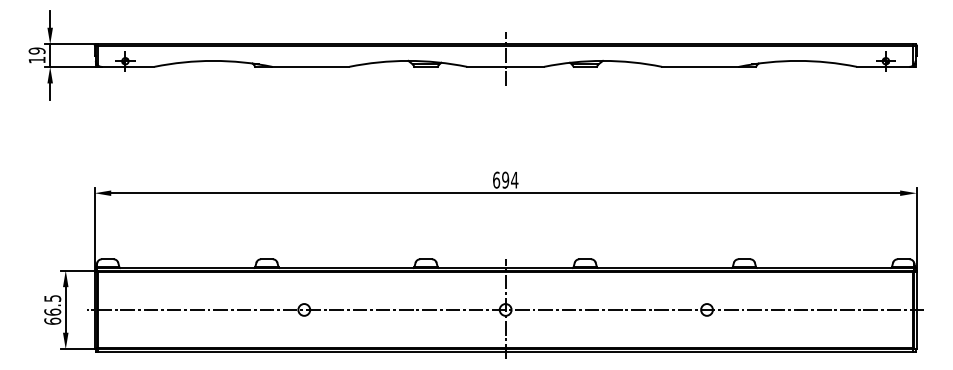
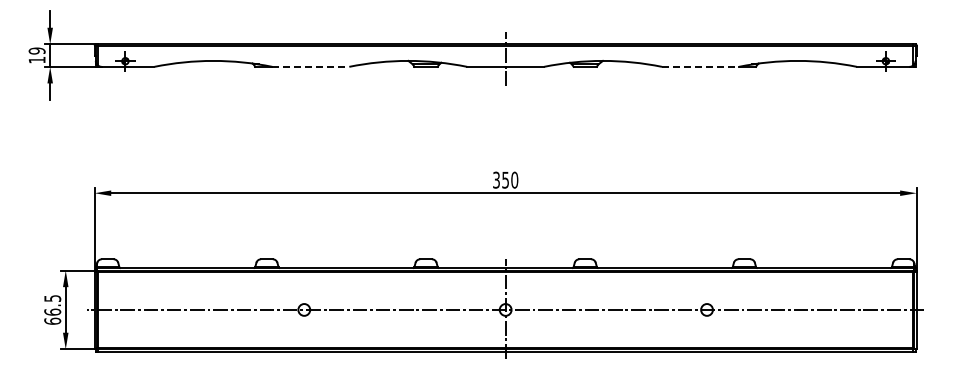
line: solid -> dashed (311, 66)
line: solid -> dashed (701, 66)
text: 694 -> 350 (505, 179)
